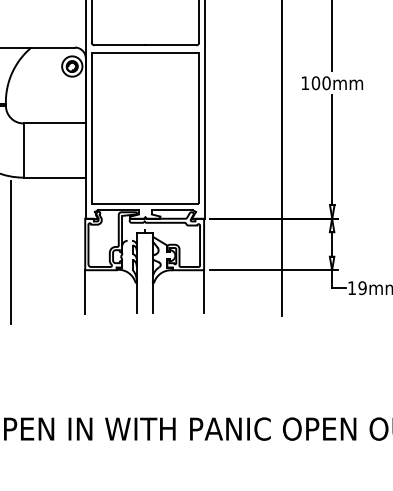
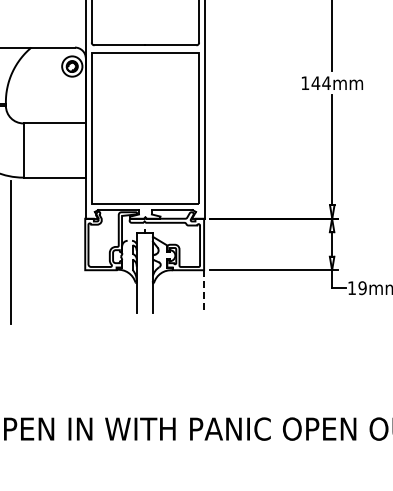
text: 100mm -> 144mm (320, 83)
line: present -> none (281, 159)
line: present -> none (85, 291)
line: solid -> dashed (204, 291)
